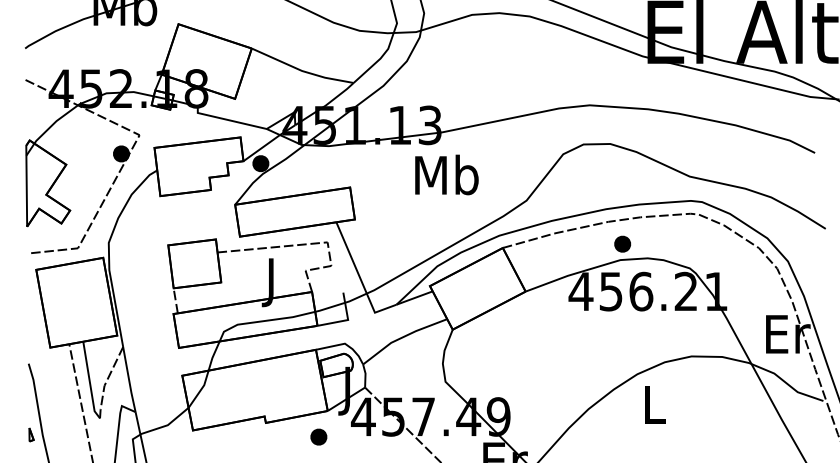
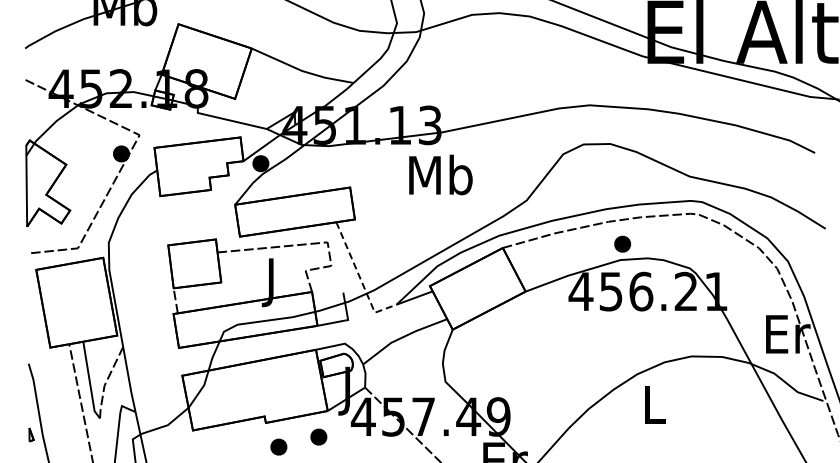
text position: (446, 174) -> (440, 174) (440, 174)
line: solid -> dashed (360, 278)
part: none -> present (278, 446)
